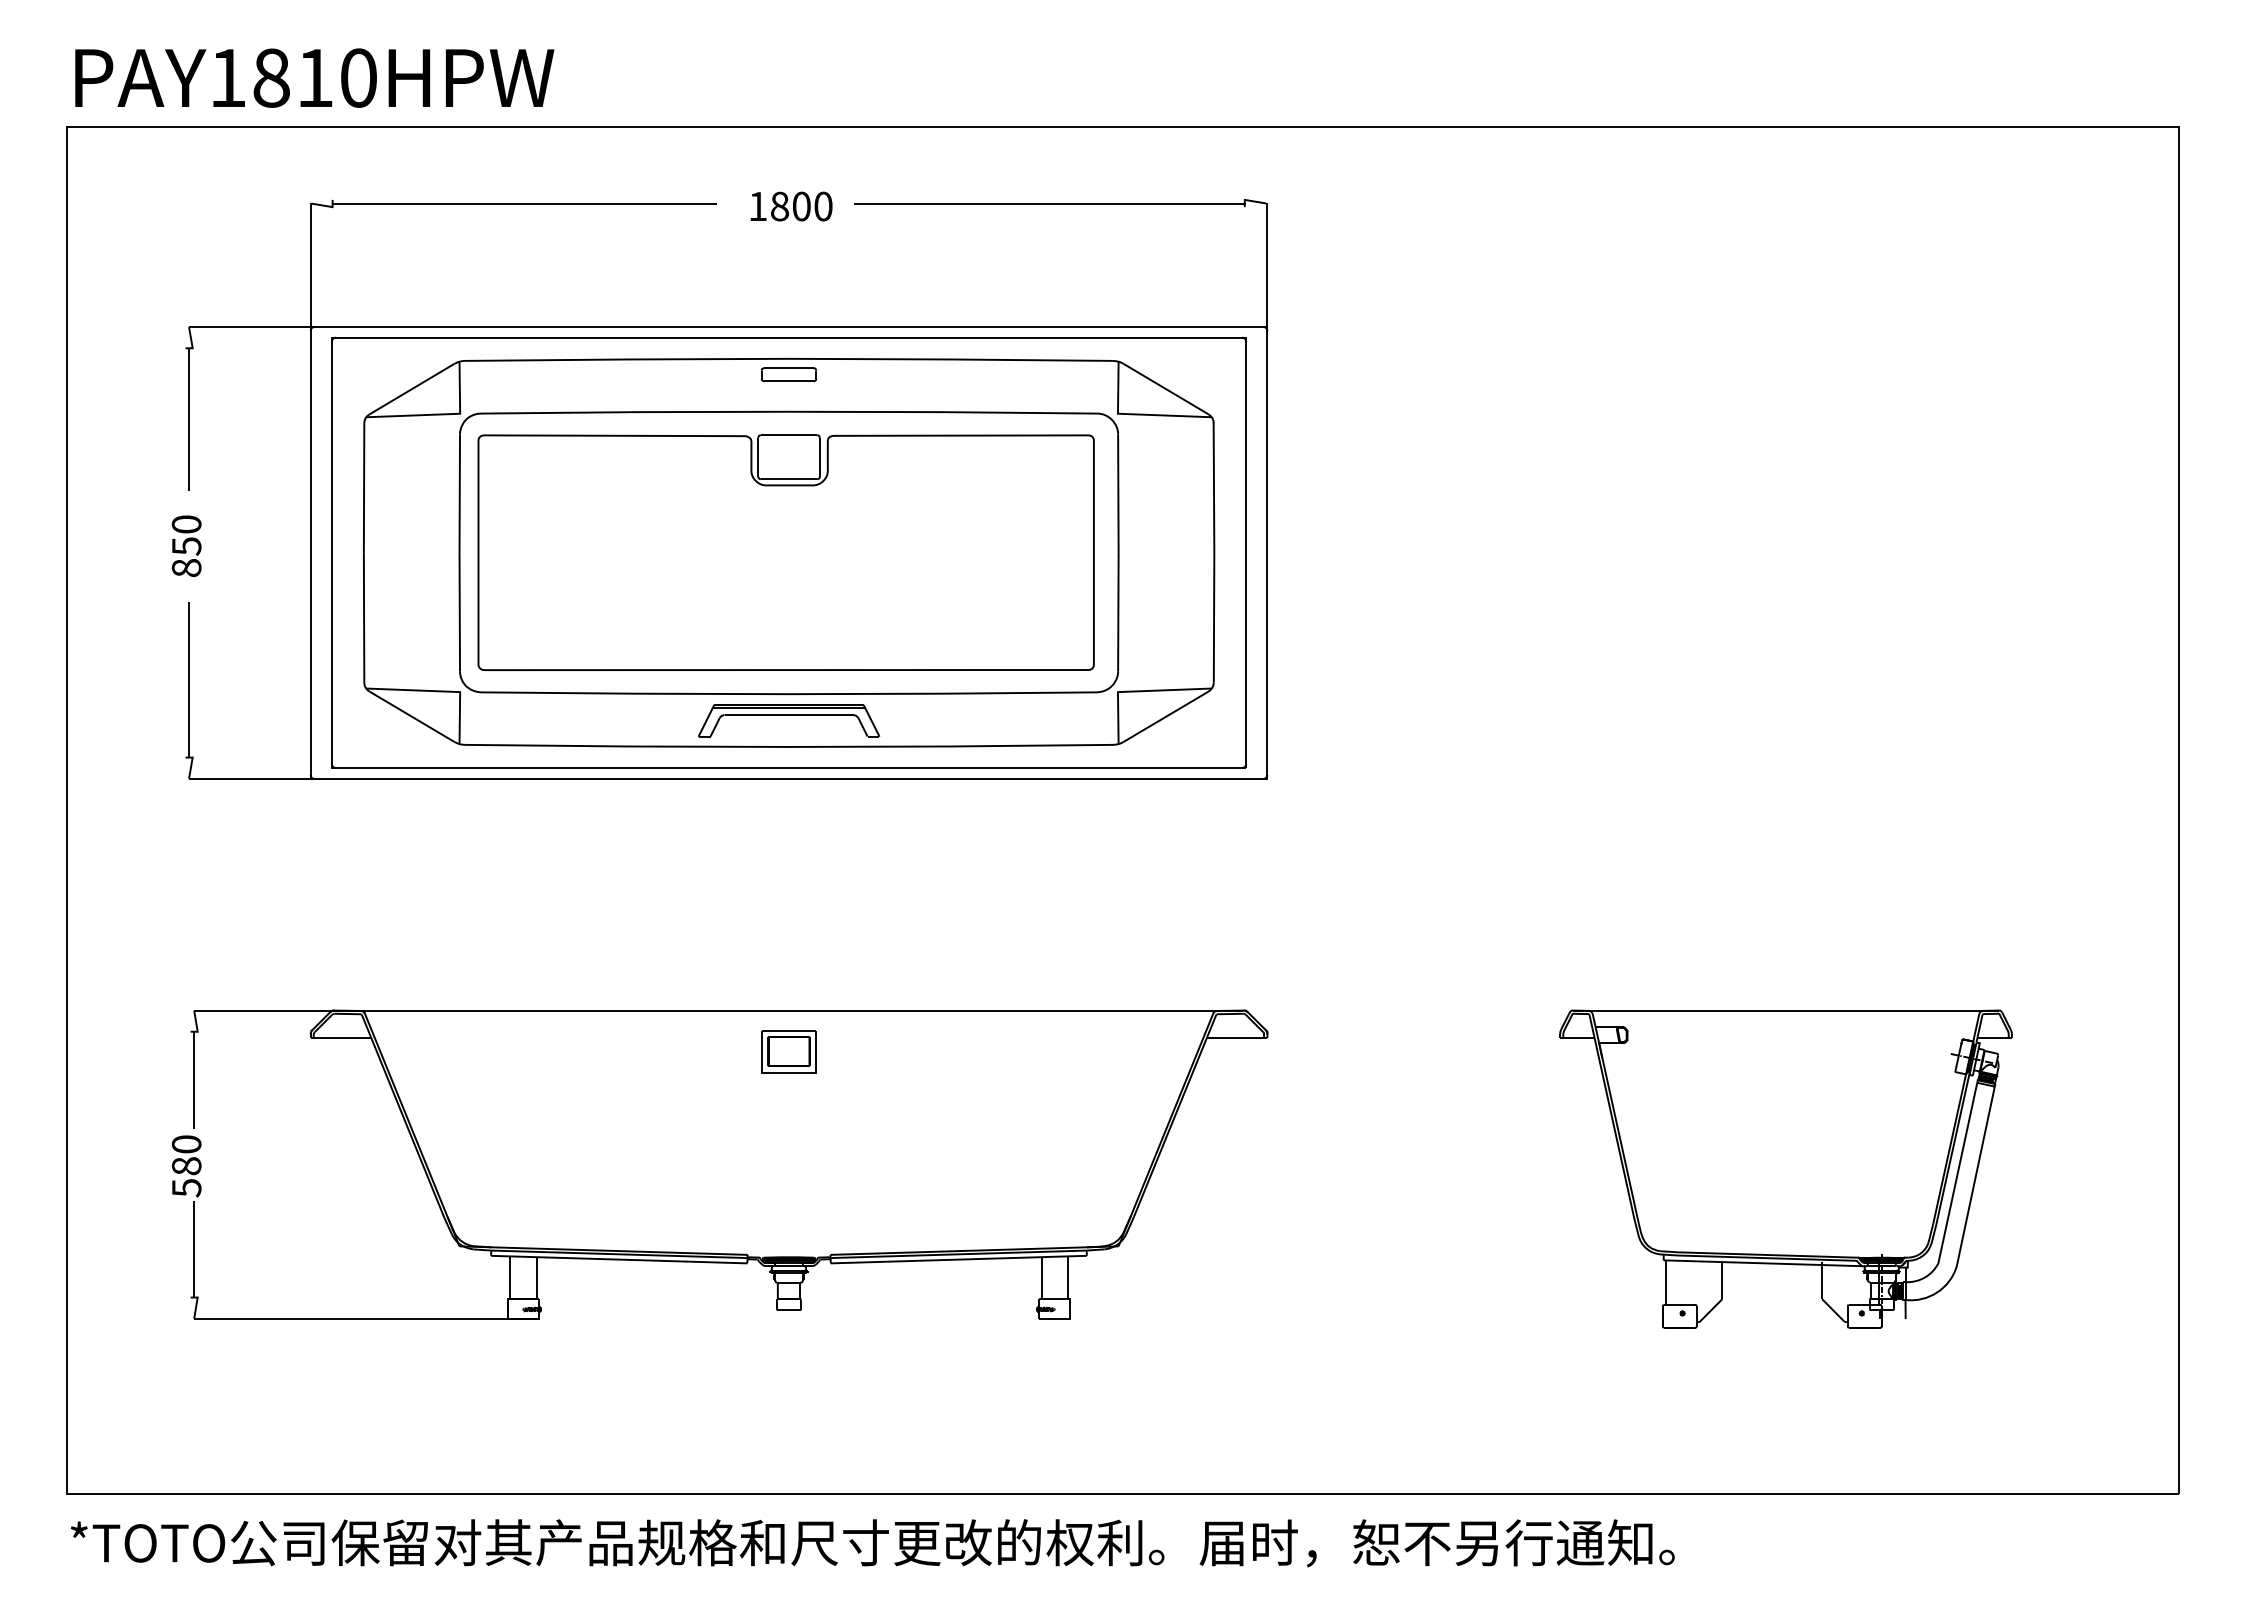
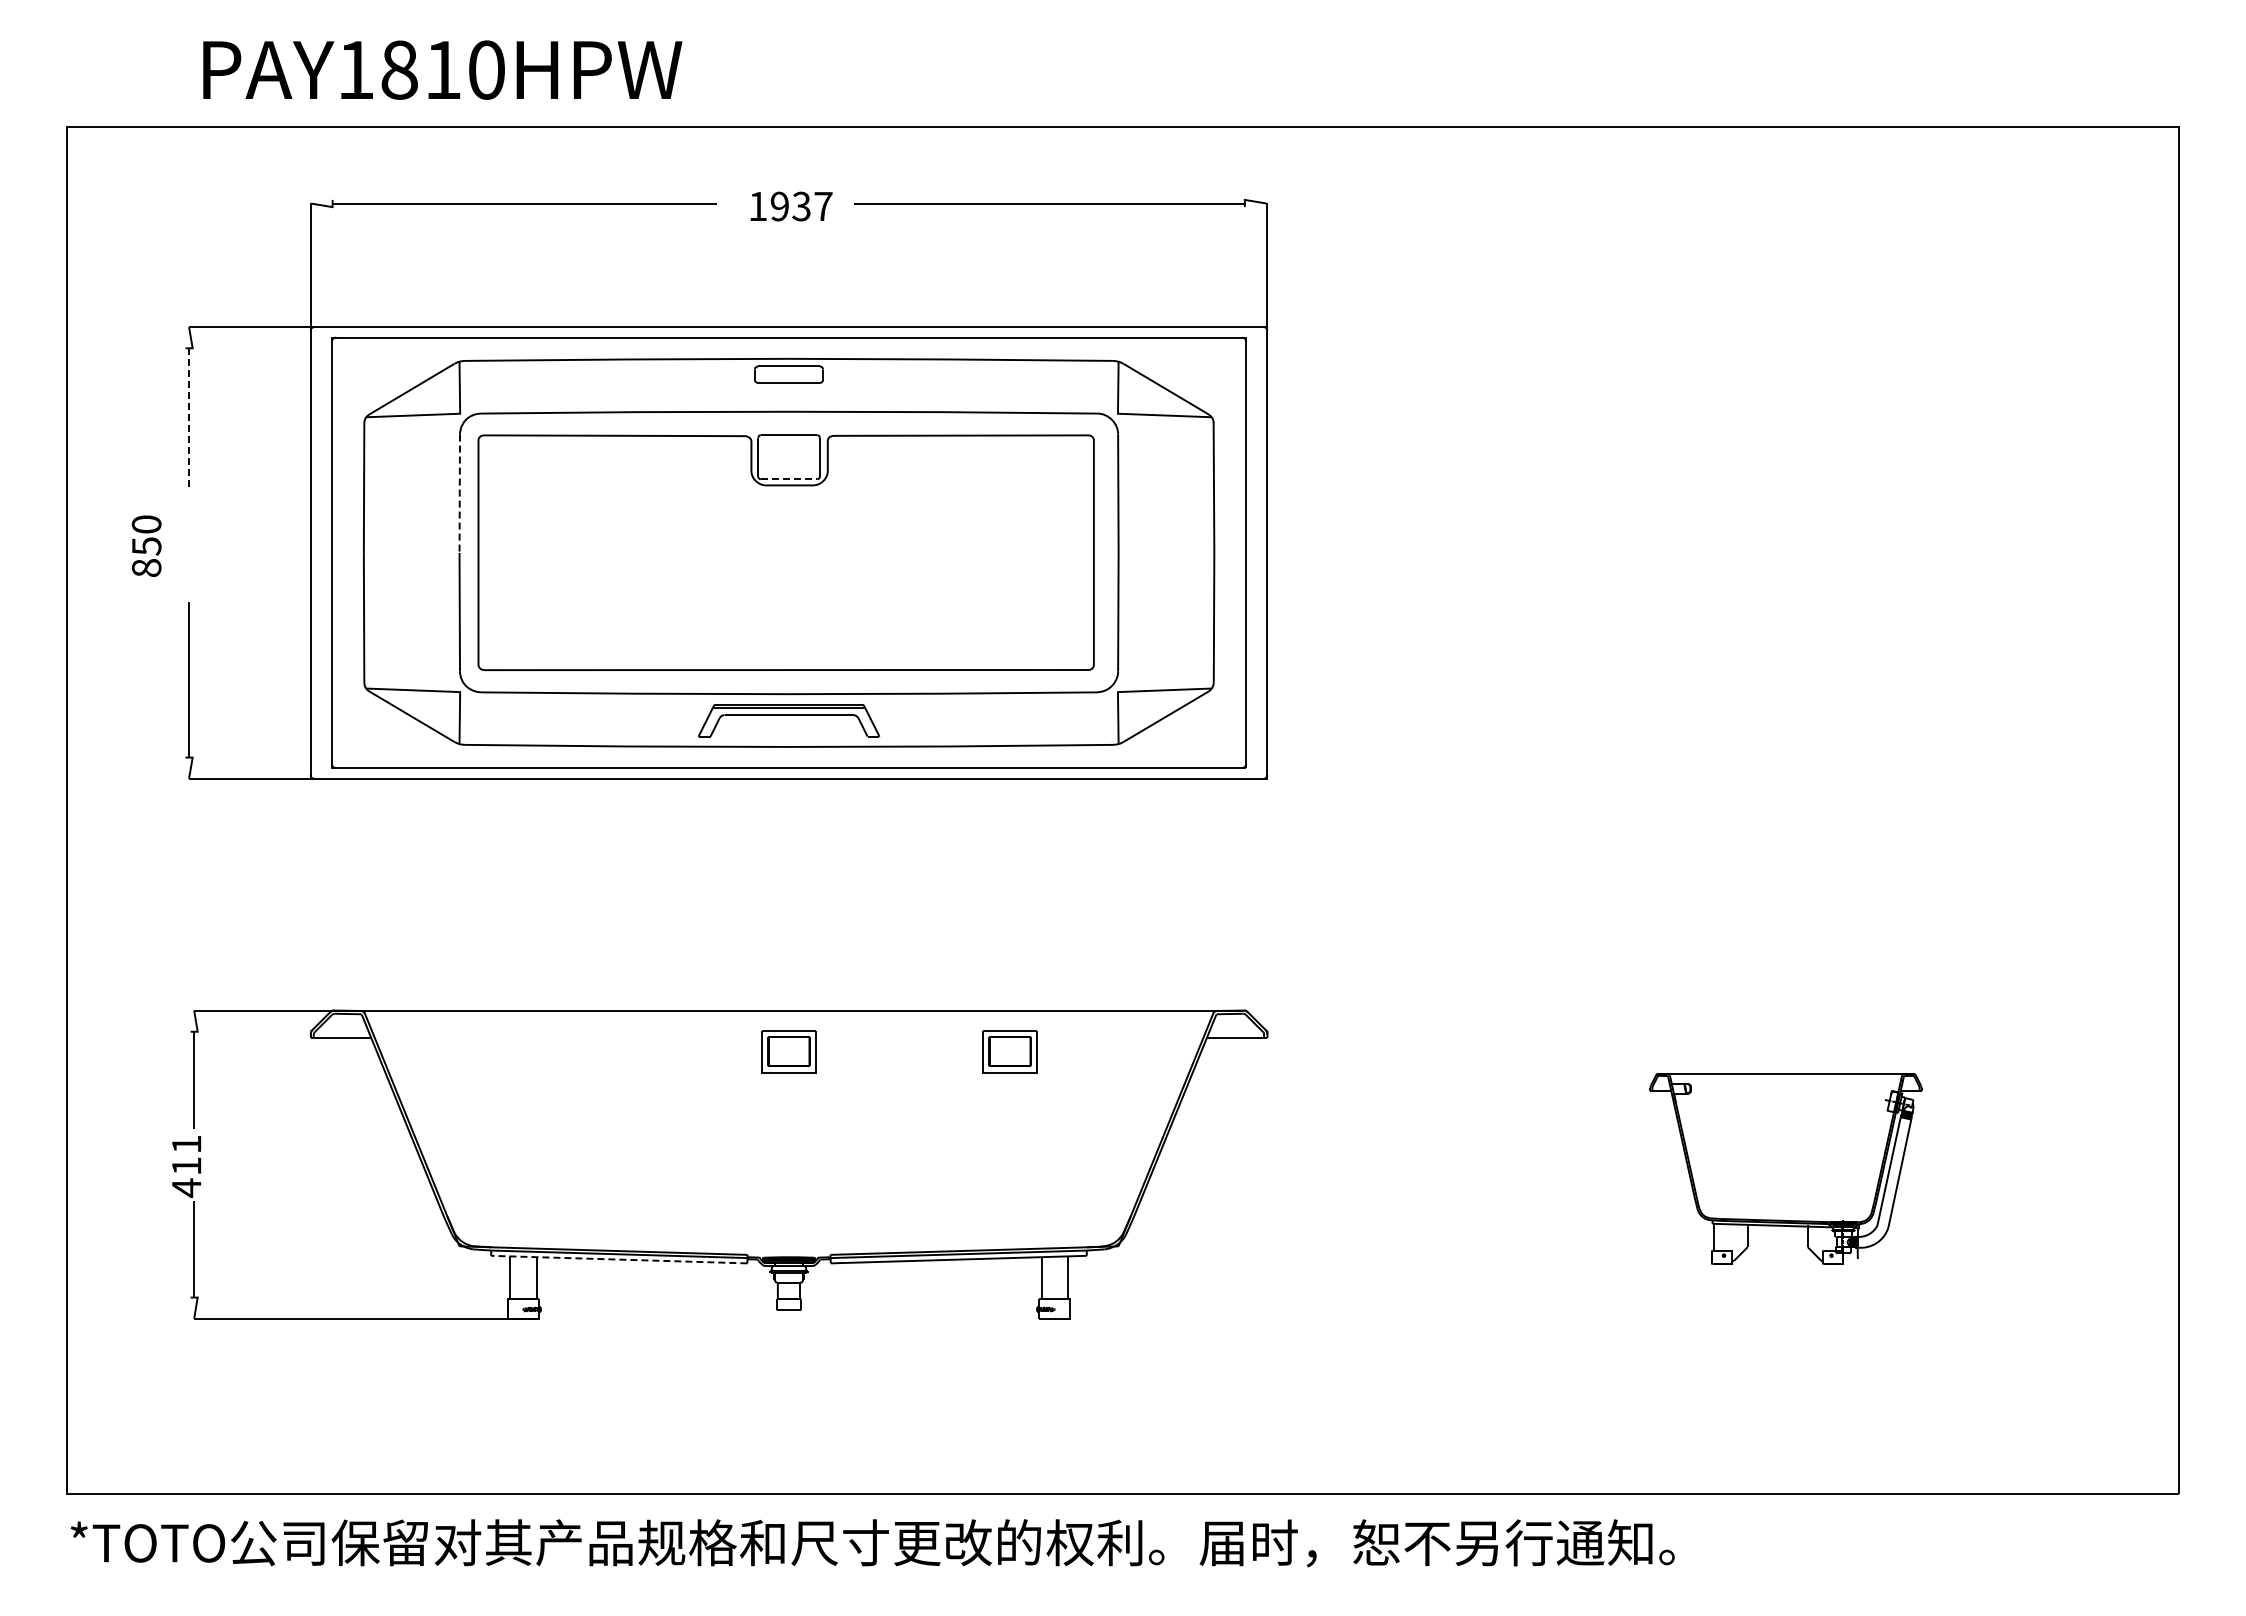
text position: (314, 77) -> (442, 69) (442, 69)
text: 1800 -> 1937 (801, 206)
part size: 58x16 px -> 70x19 px (788, 374)
line: solid -> dashed (189, 420)
line: solid -> dashed (789, 479)
line: solid -> dashed (459, 494)
text position: (186, 545) -> (146, 545) (146, 545)
part: none -> present (1009, 1051)
text: 580 -> 411 (186, 1166)
part size: 454x320 px -> 274x192 px (1785, 1168)
line: solid -> dashed (618, 1259)
